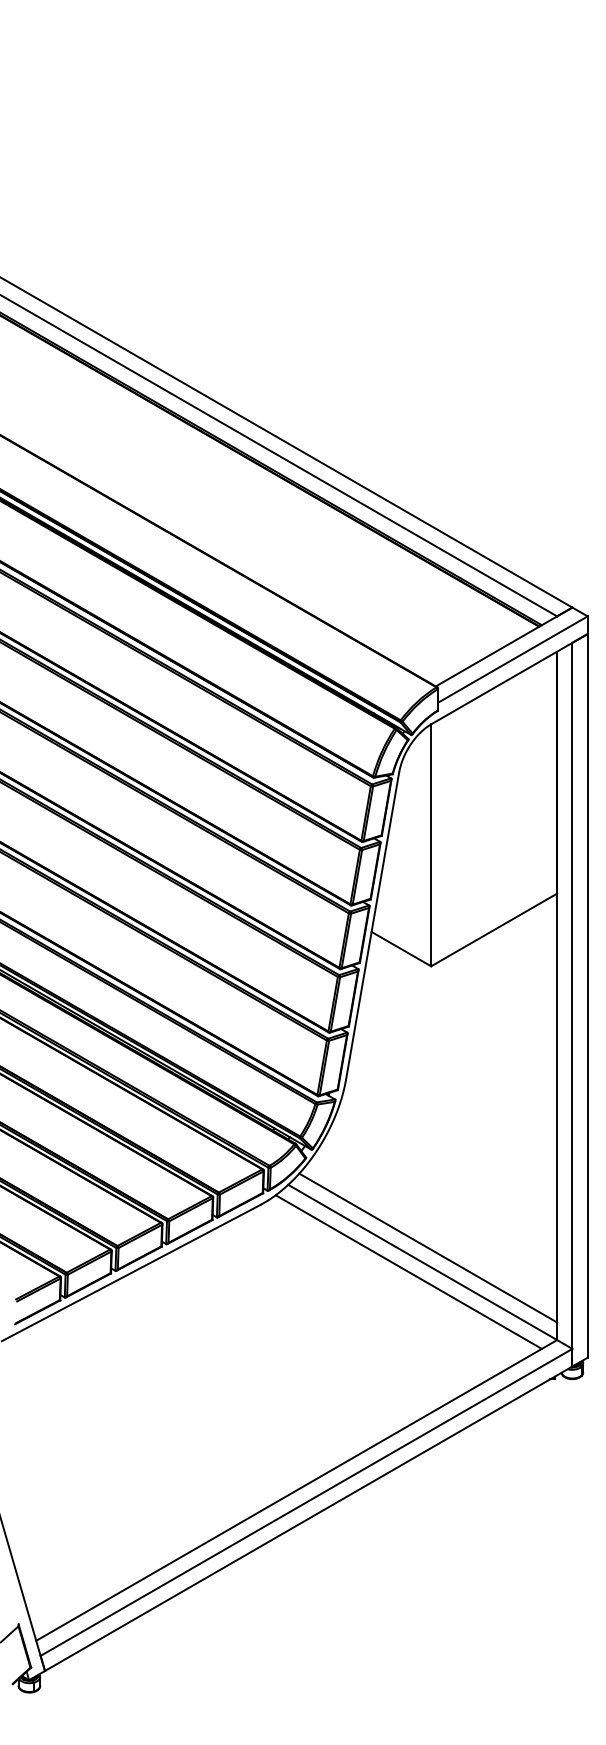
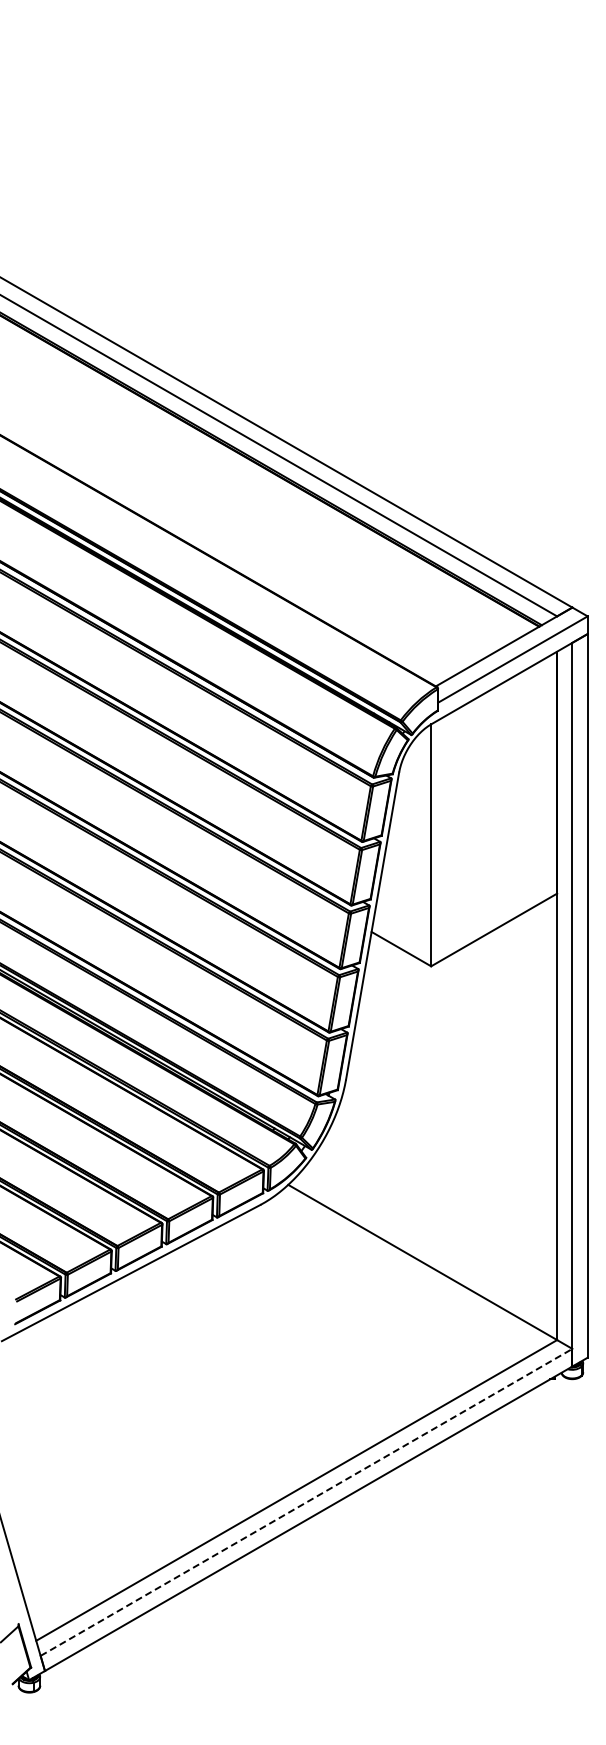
line: present -> none (428, 1247)
line: present -> none (408, 1271)
line: solid -> dashed (306, 1502)
